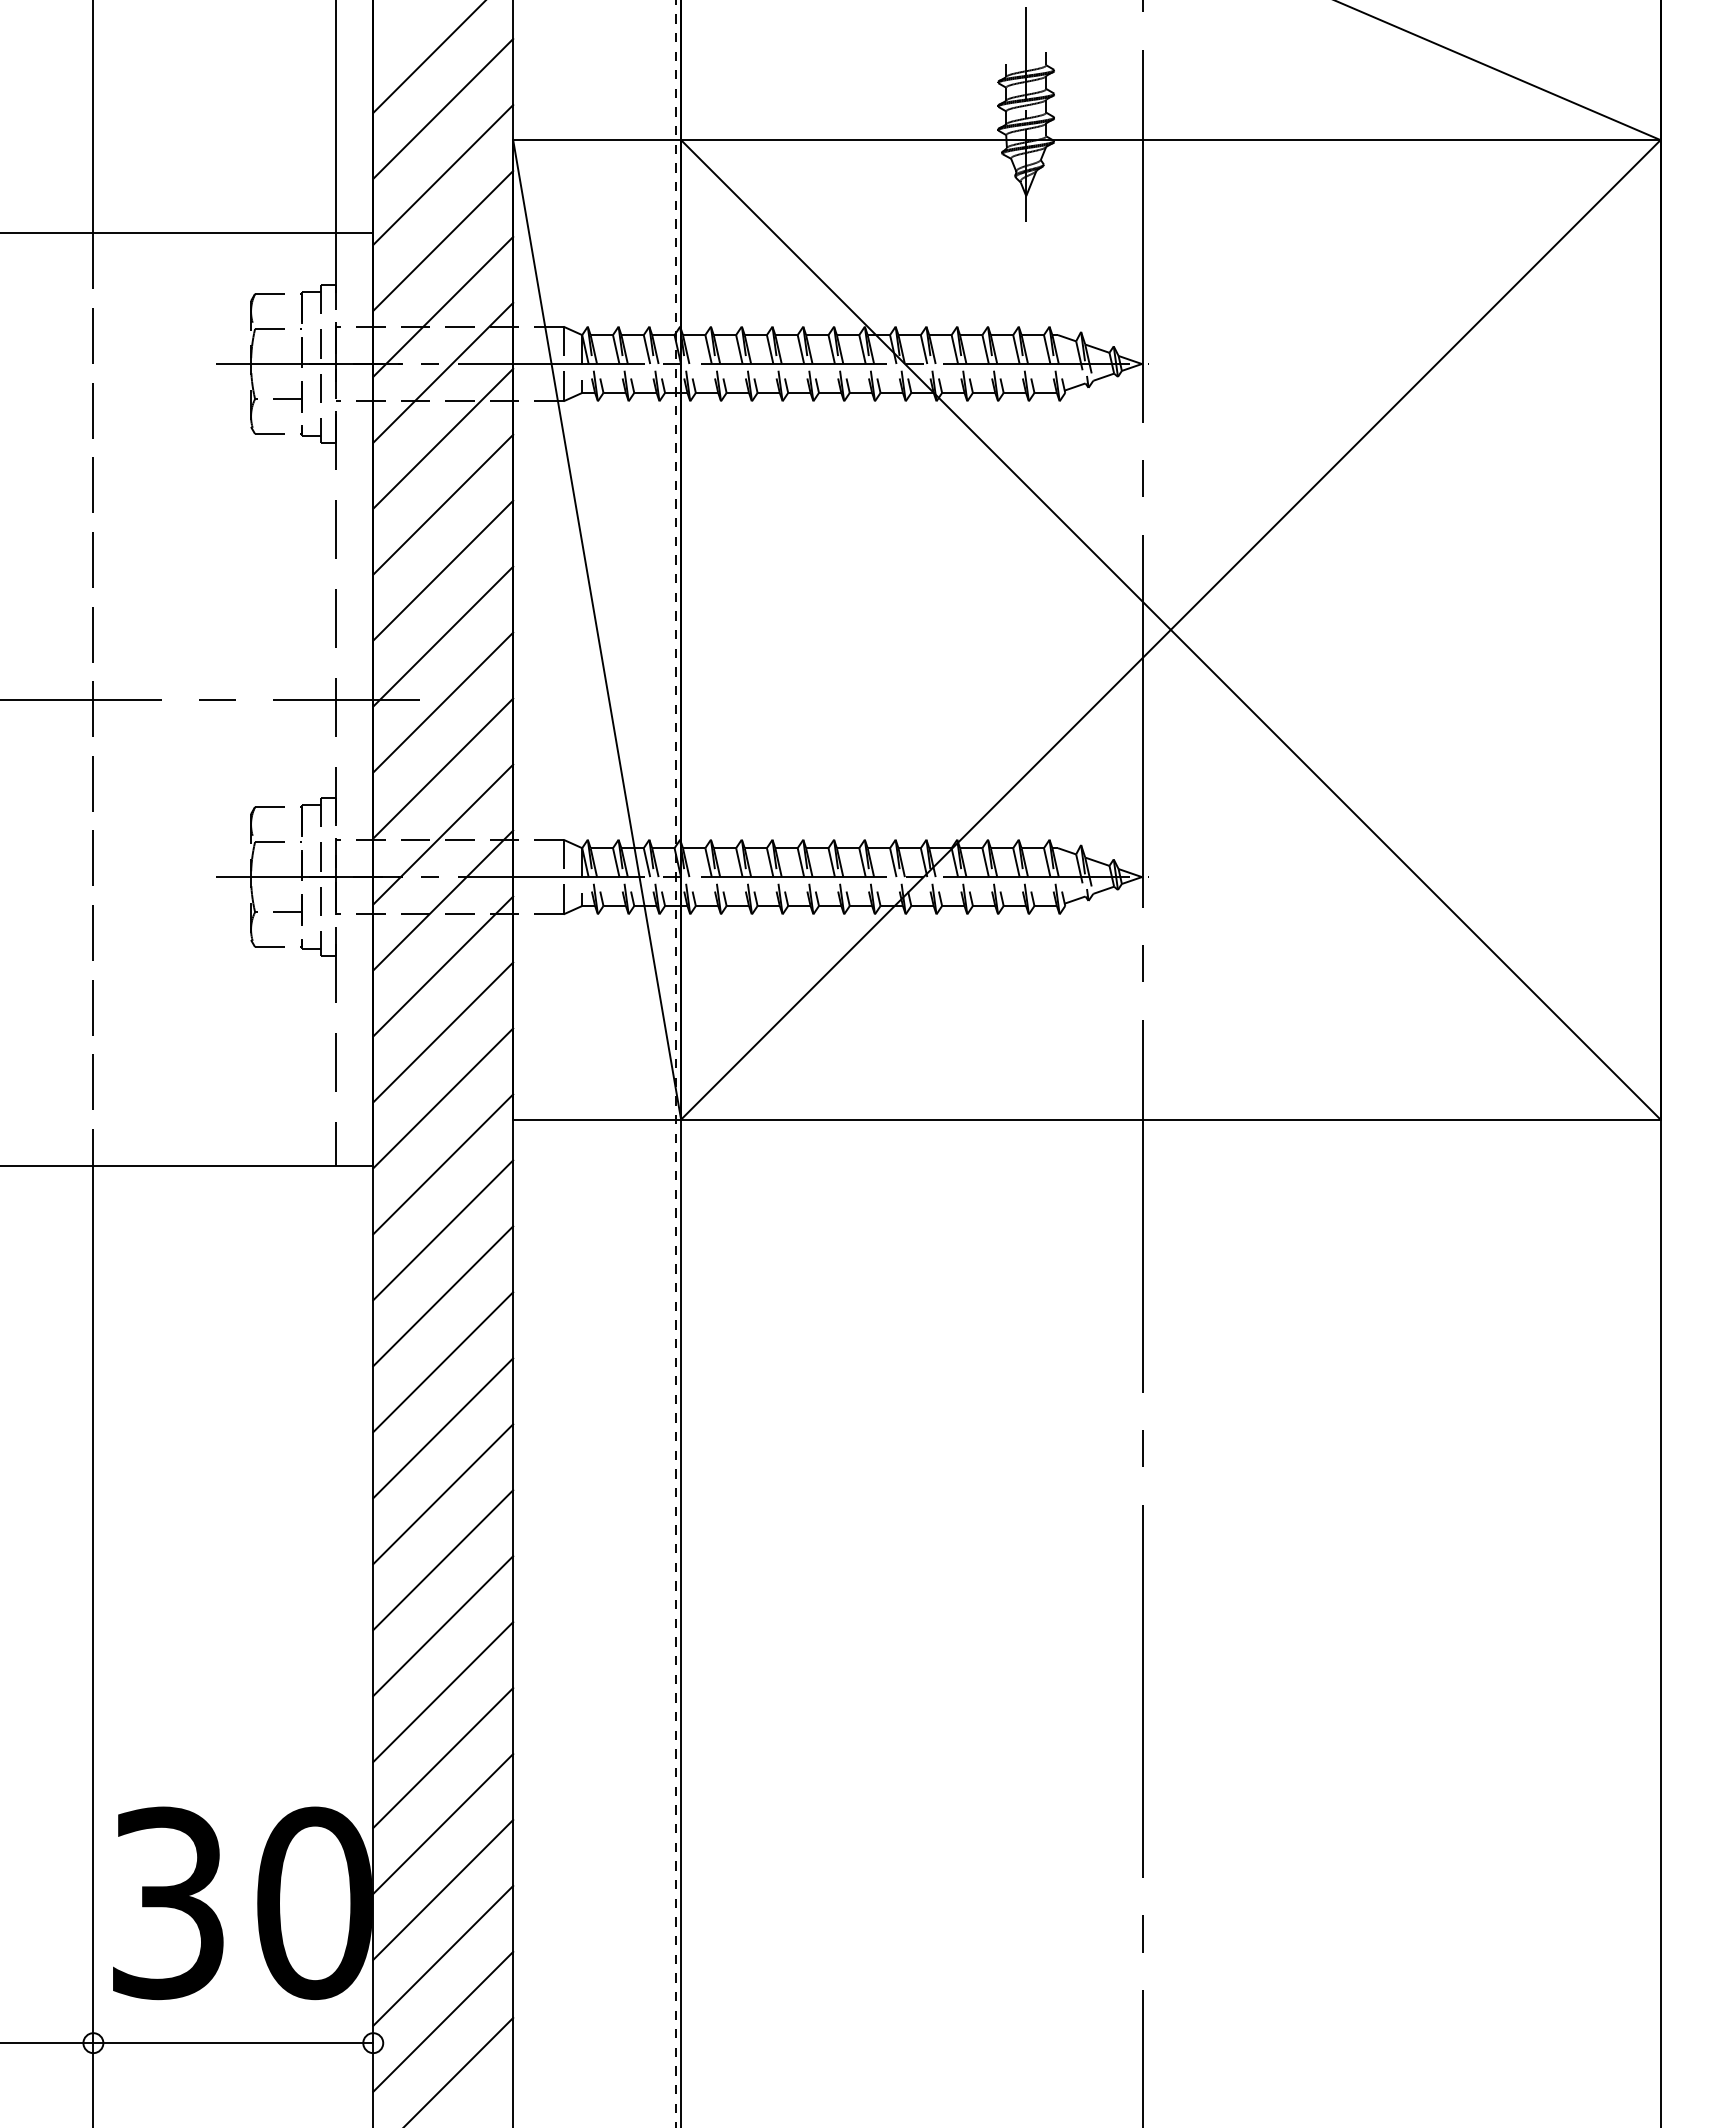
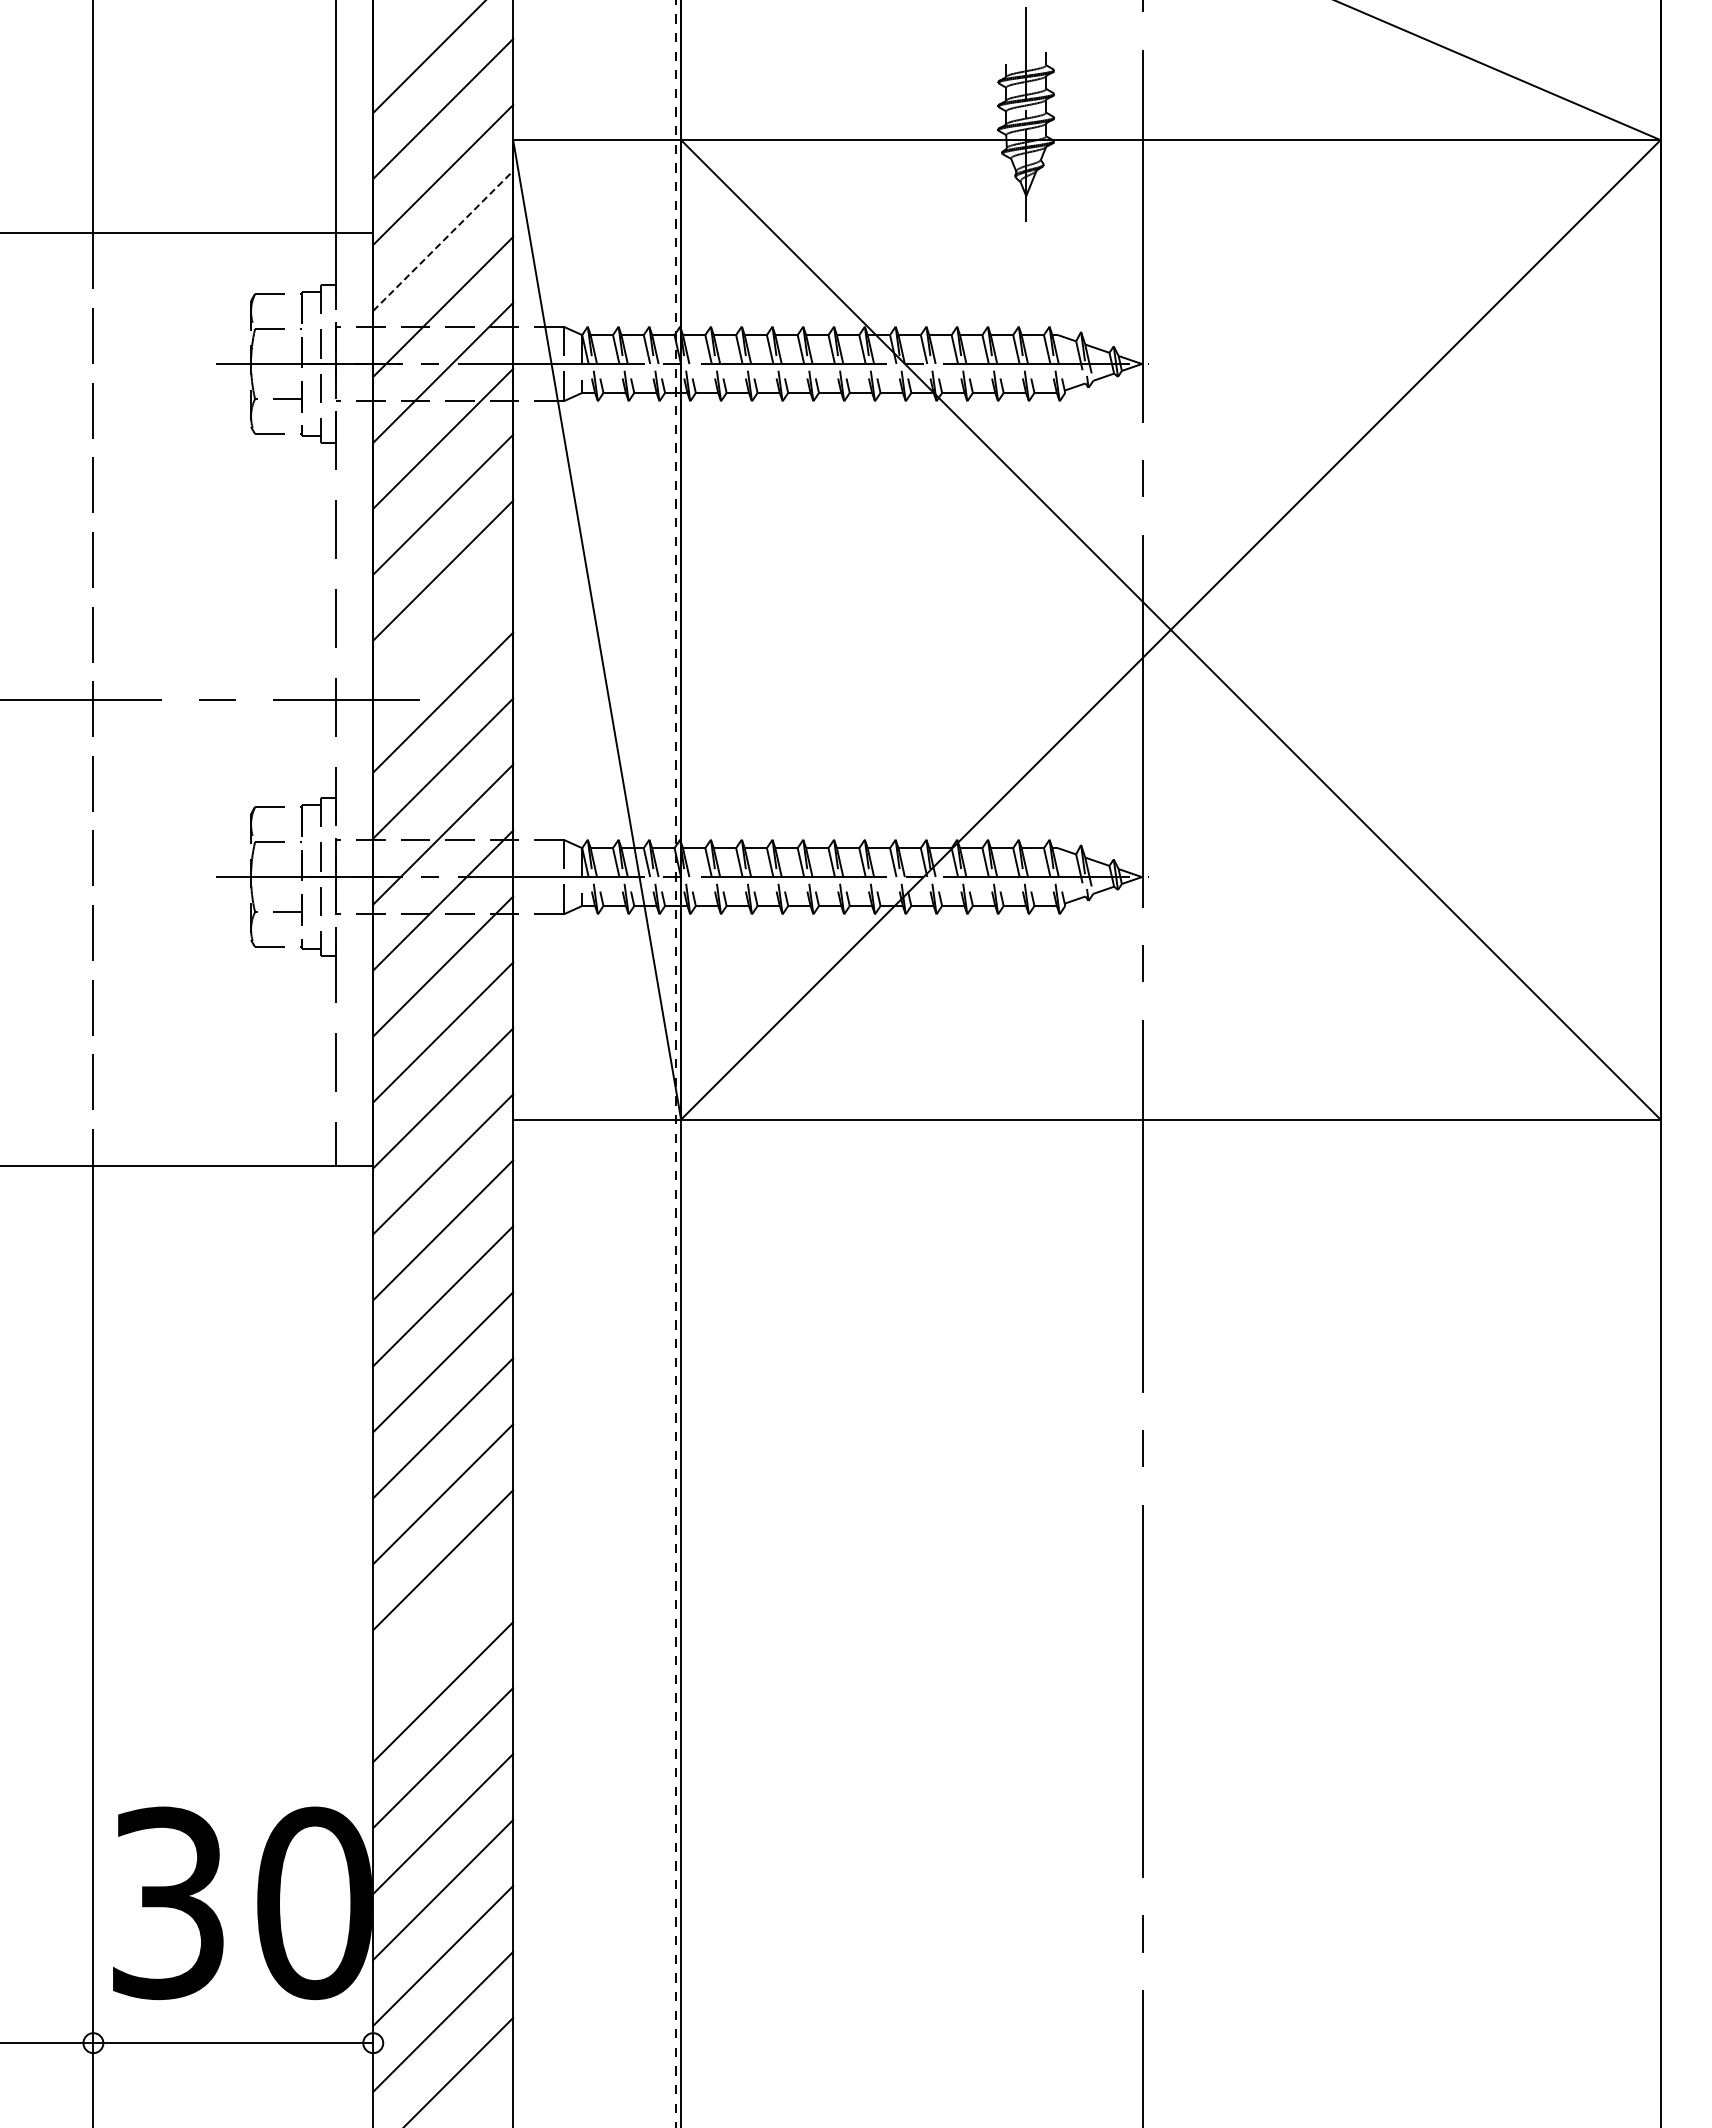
line: solid -> dashed (443, 240)
line: present -> none (443, 636)
line: present -> none (443, 1626)
